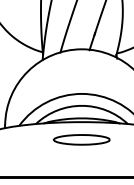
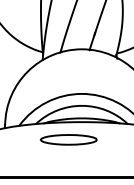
part position: (81, 139) -> (68, 139) (68, 139)
